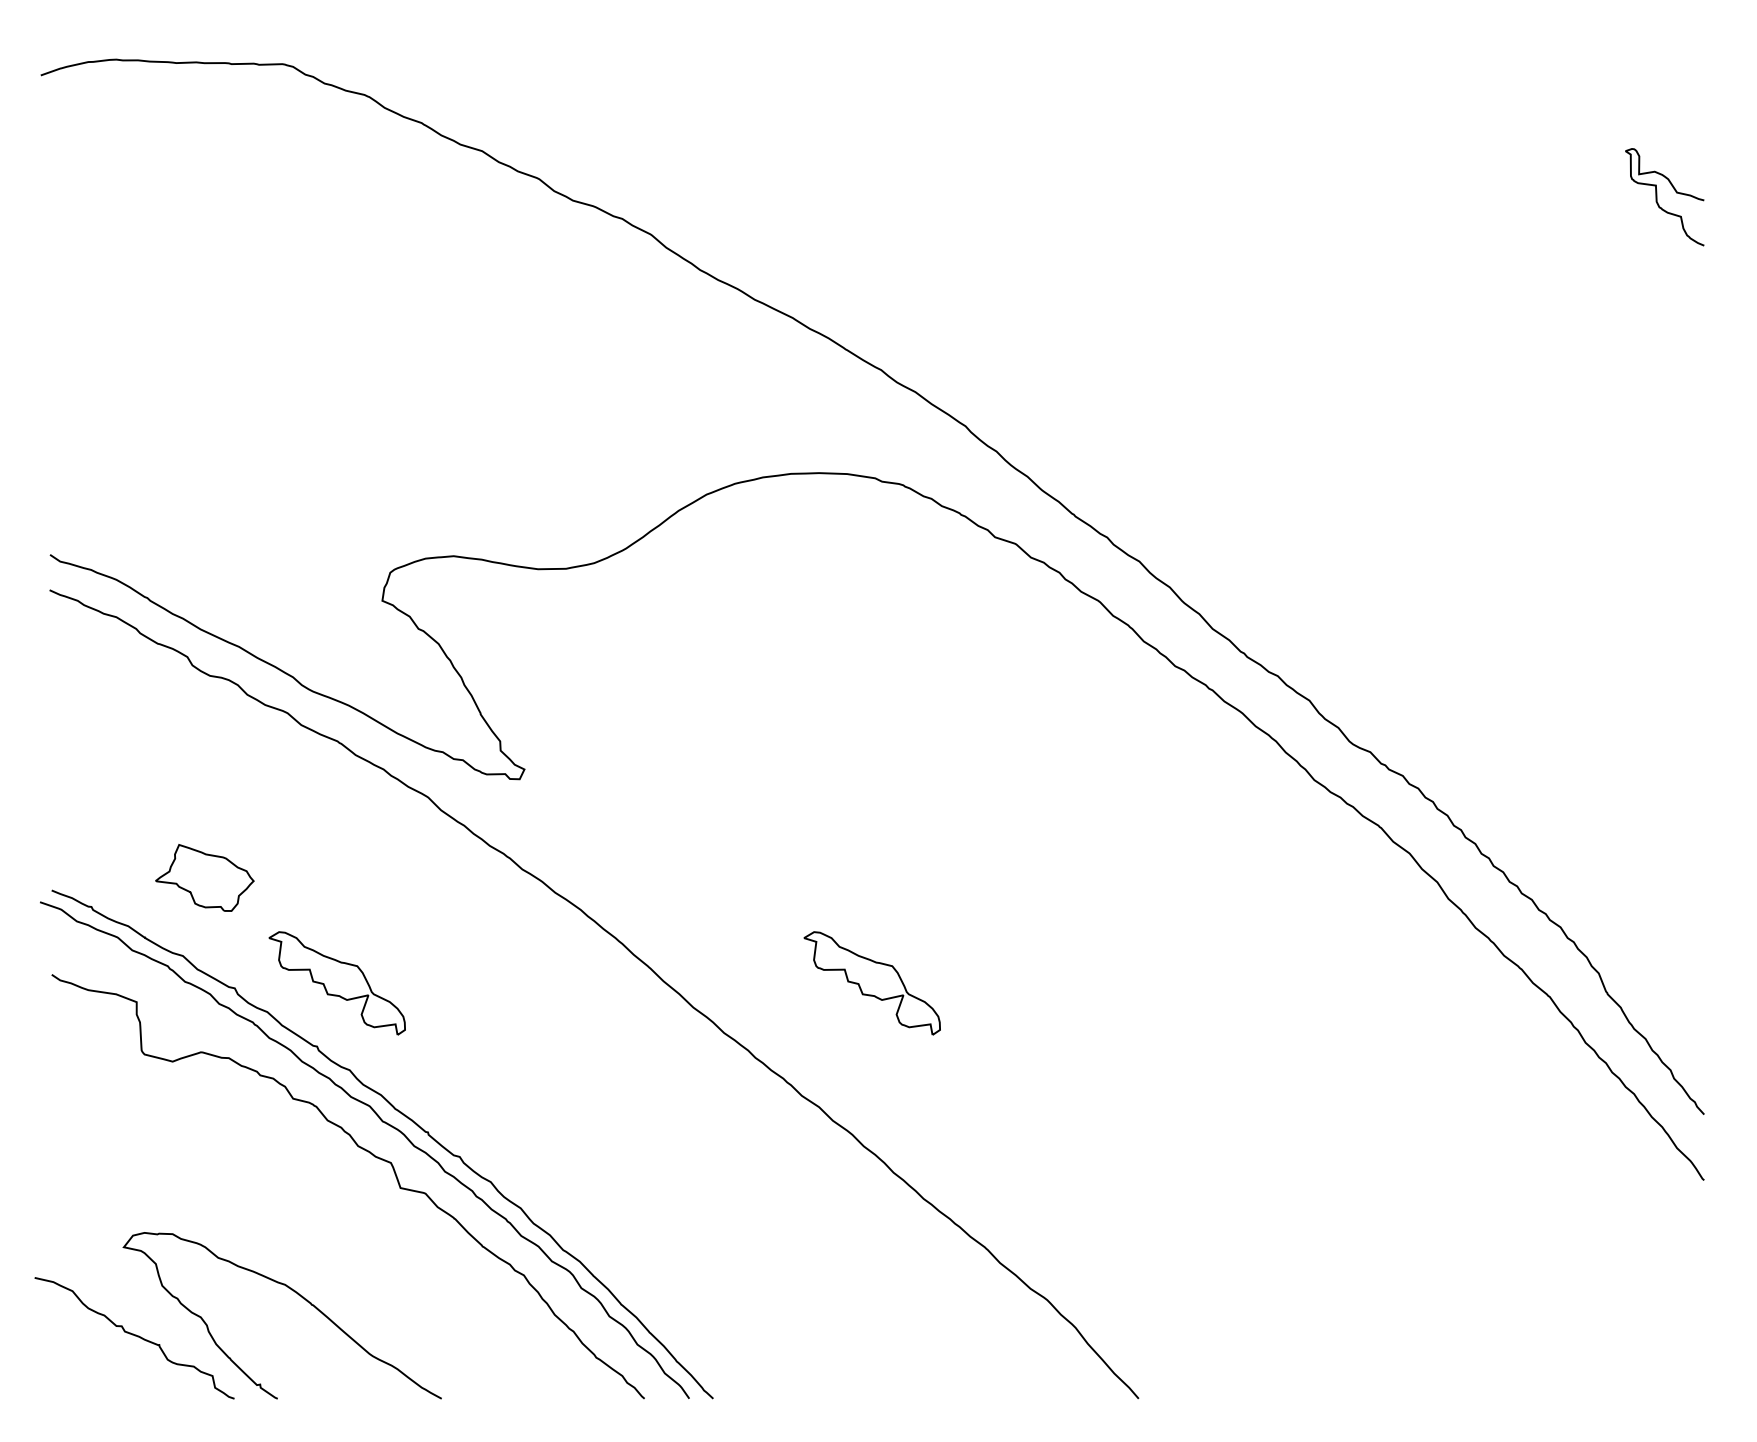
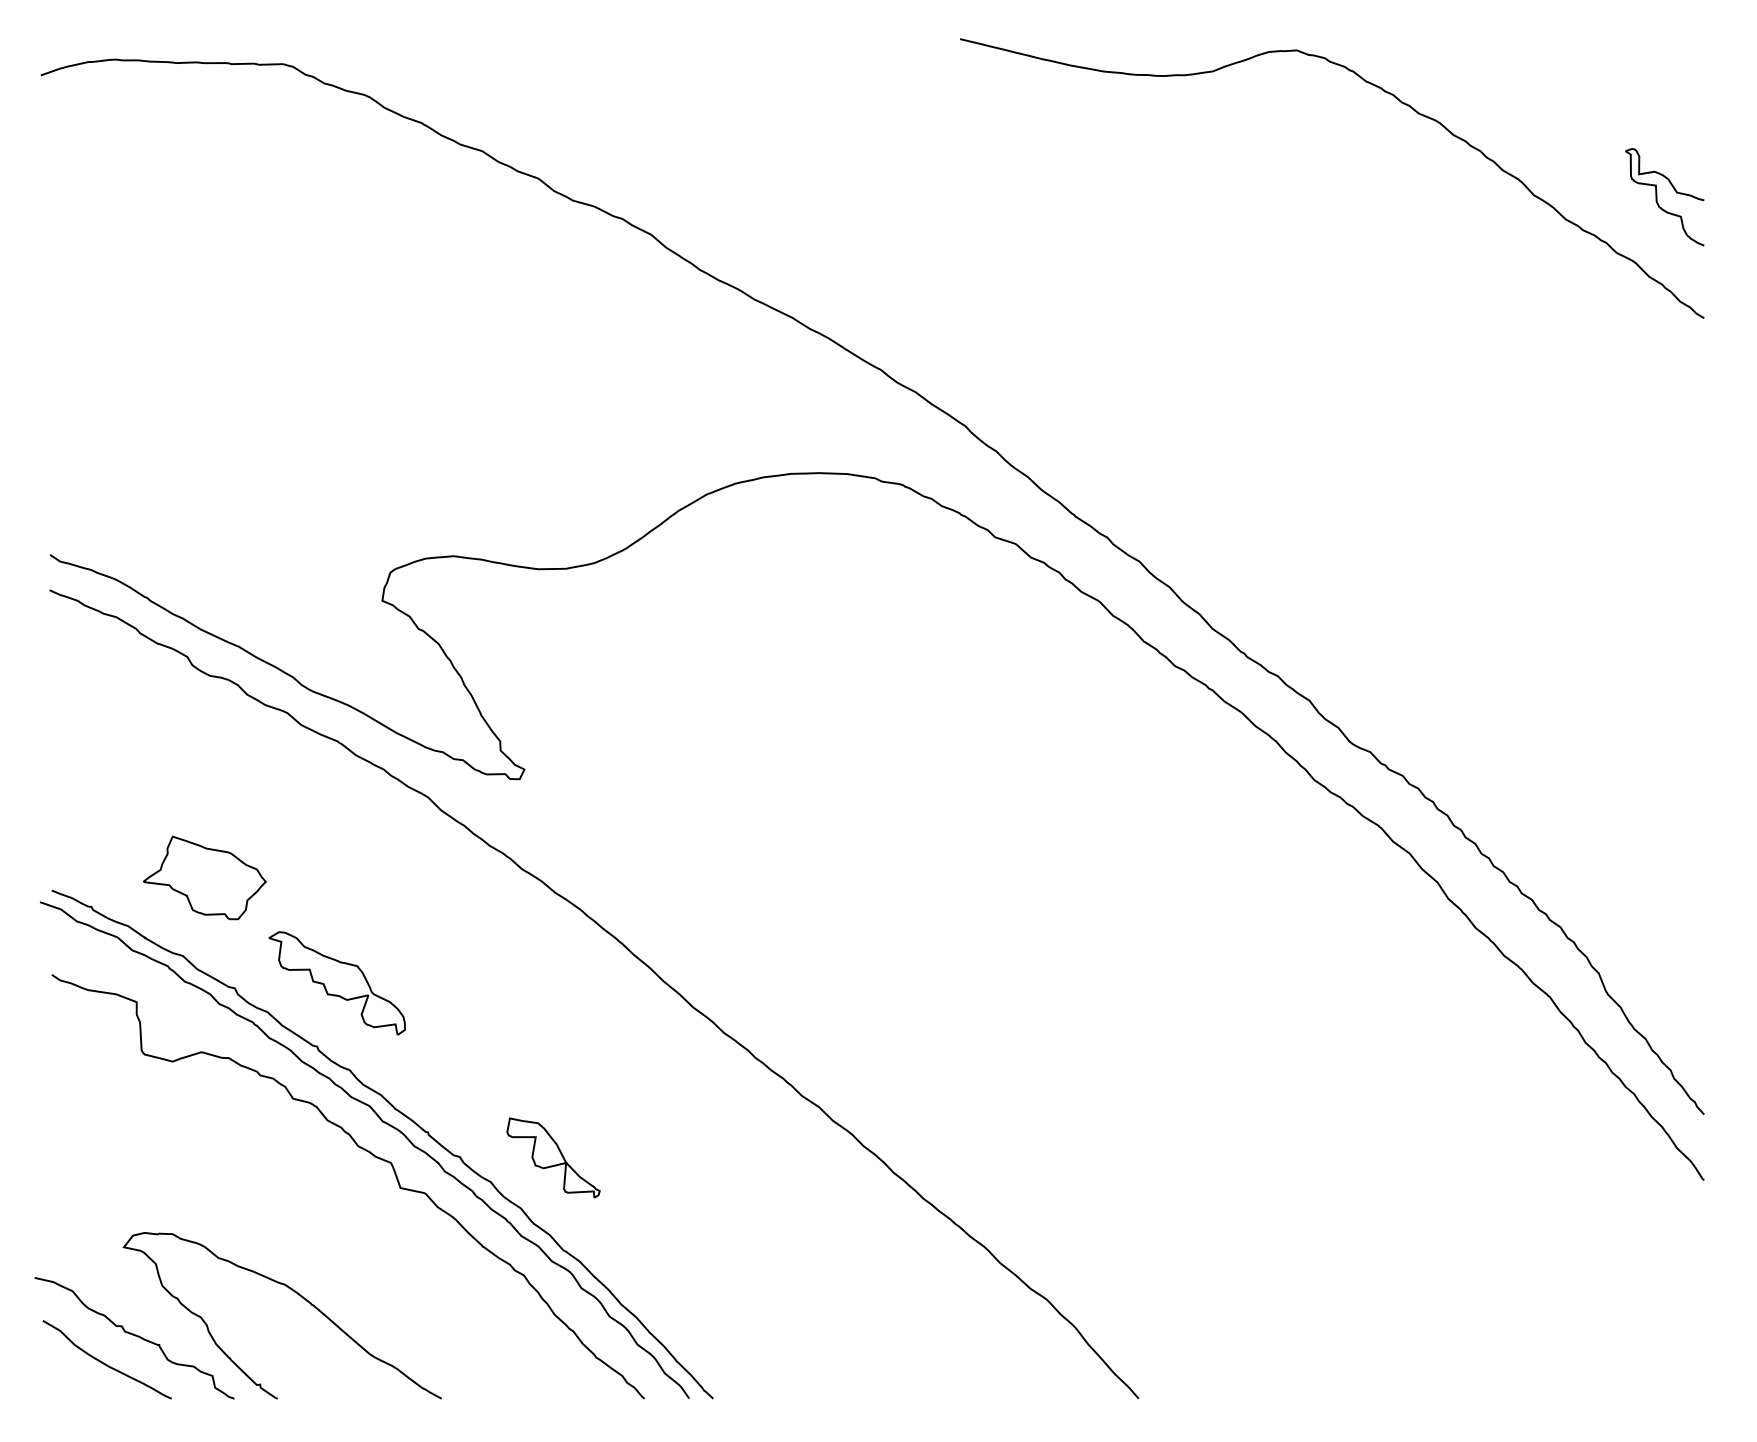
curve: none -> present (1384, 92)
part size: 100x68 px -> 124x86 px (204, 877)
part: present -> none (871, 983)
part: none -> present (553, 1157)
curve: none -> present (104, 1362)
